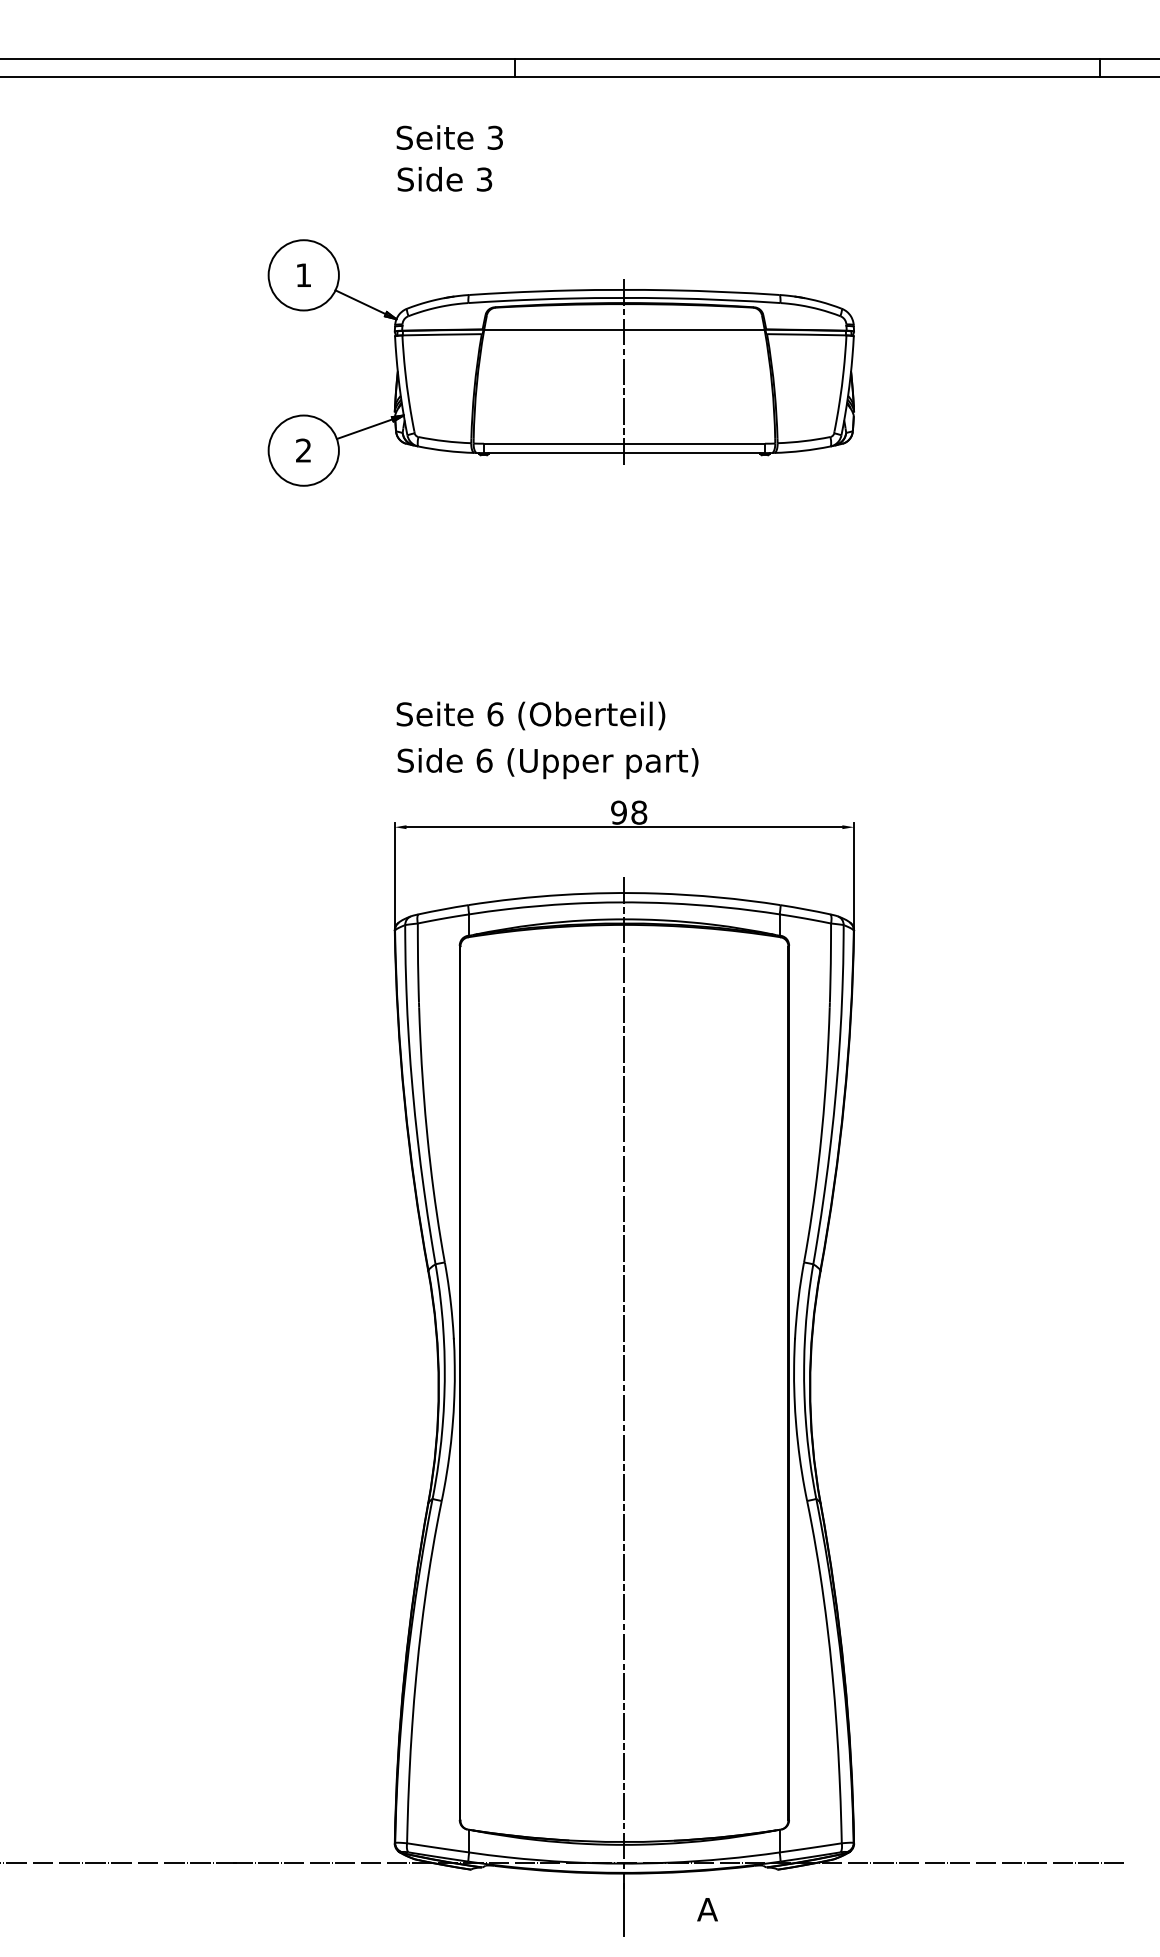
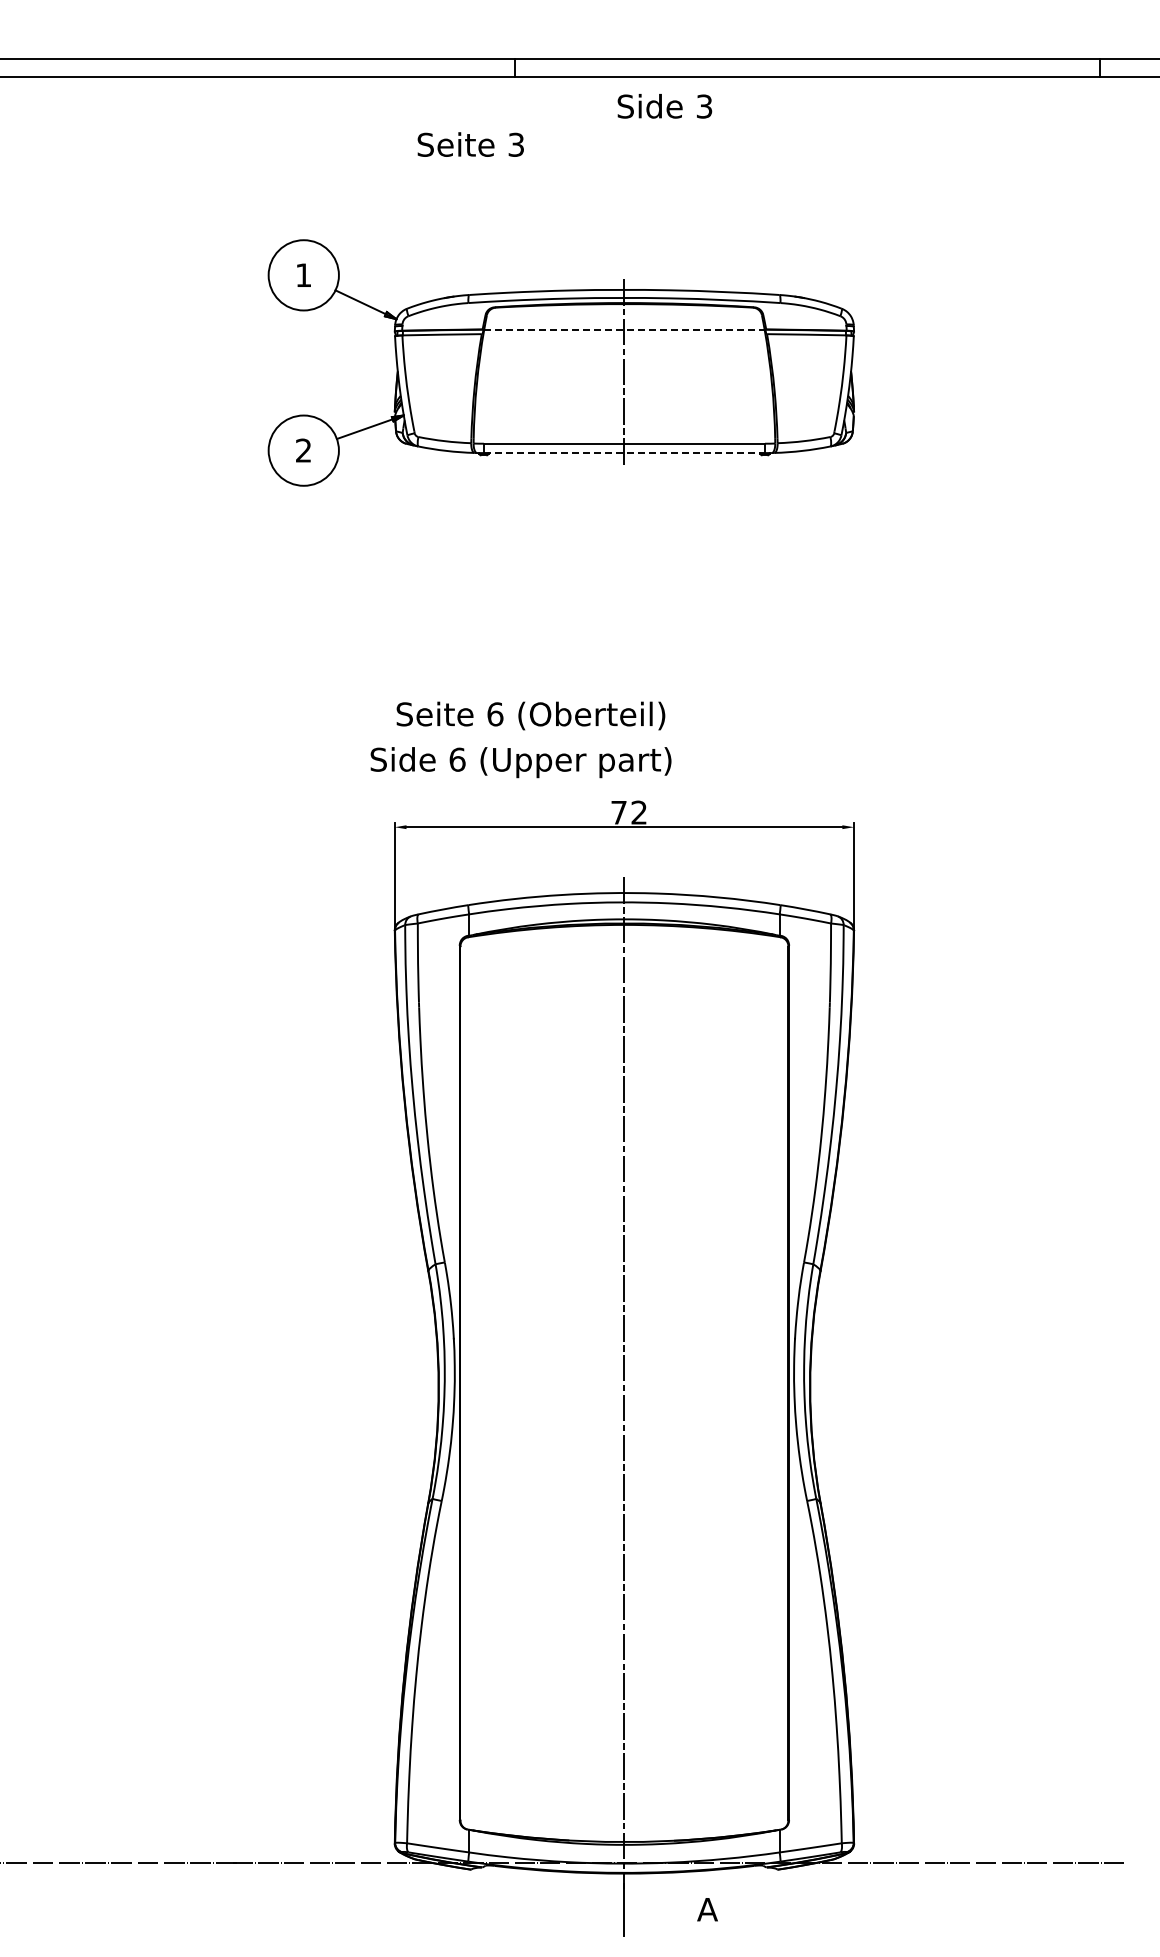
text position: (449, 137) -> (470, 144) (470, 144)
text position: (444, 179) -> (664, 106) (664, 106)
line: solid -> dashed (624, 329)
line: solid -> dashed (624, 453)
text position: (547, 763) -> (520, 762) (520, 762)
text: 98 -> 72 (629, 812)
